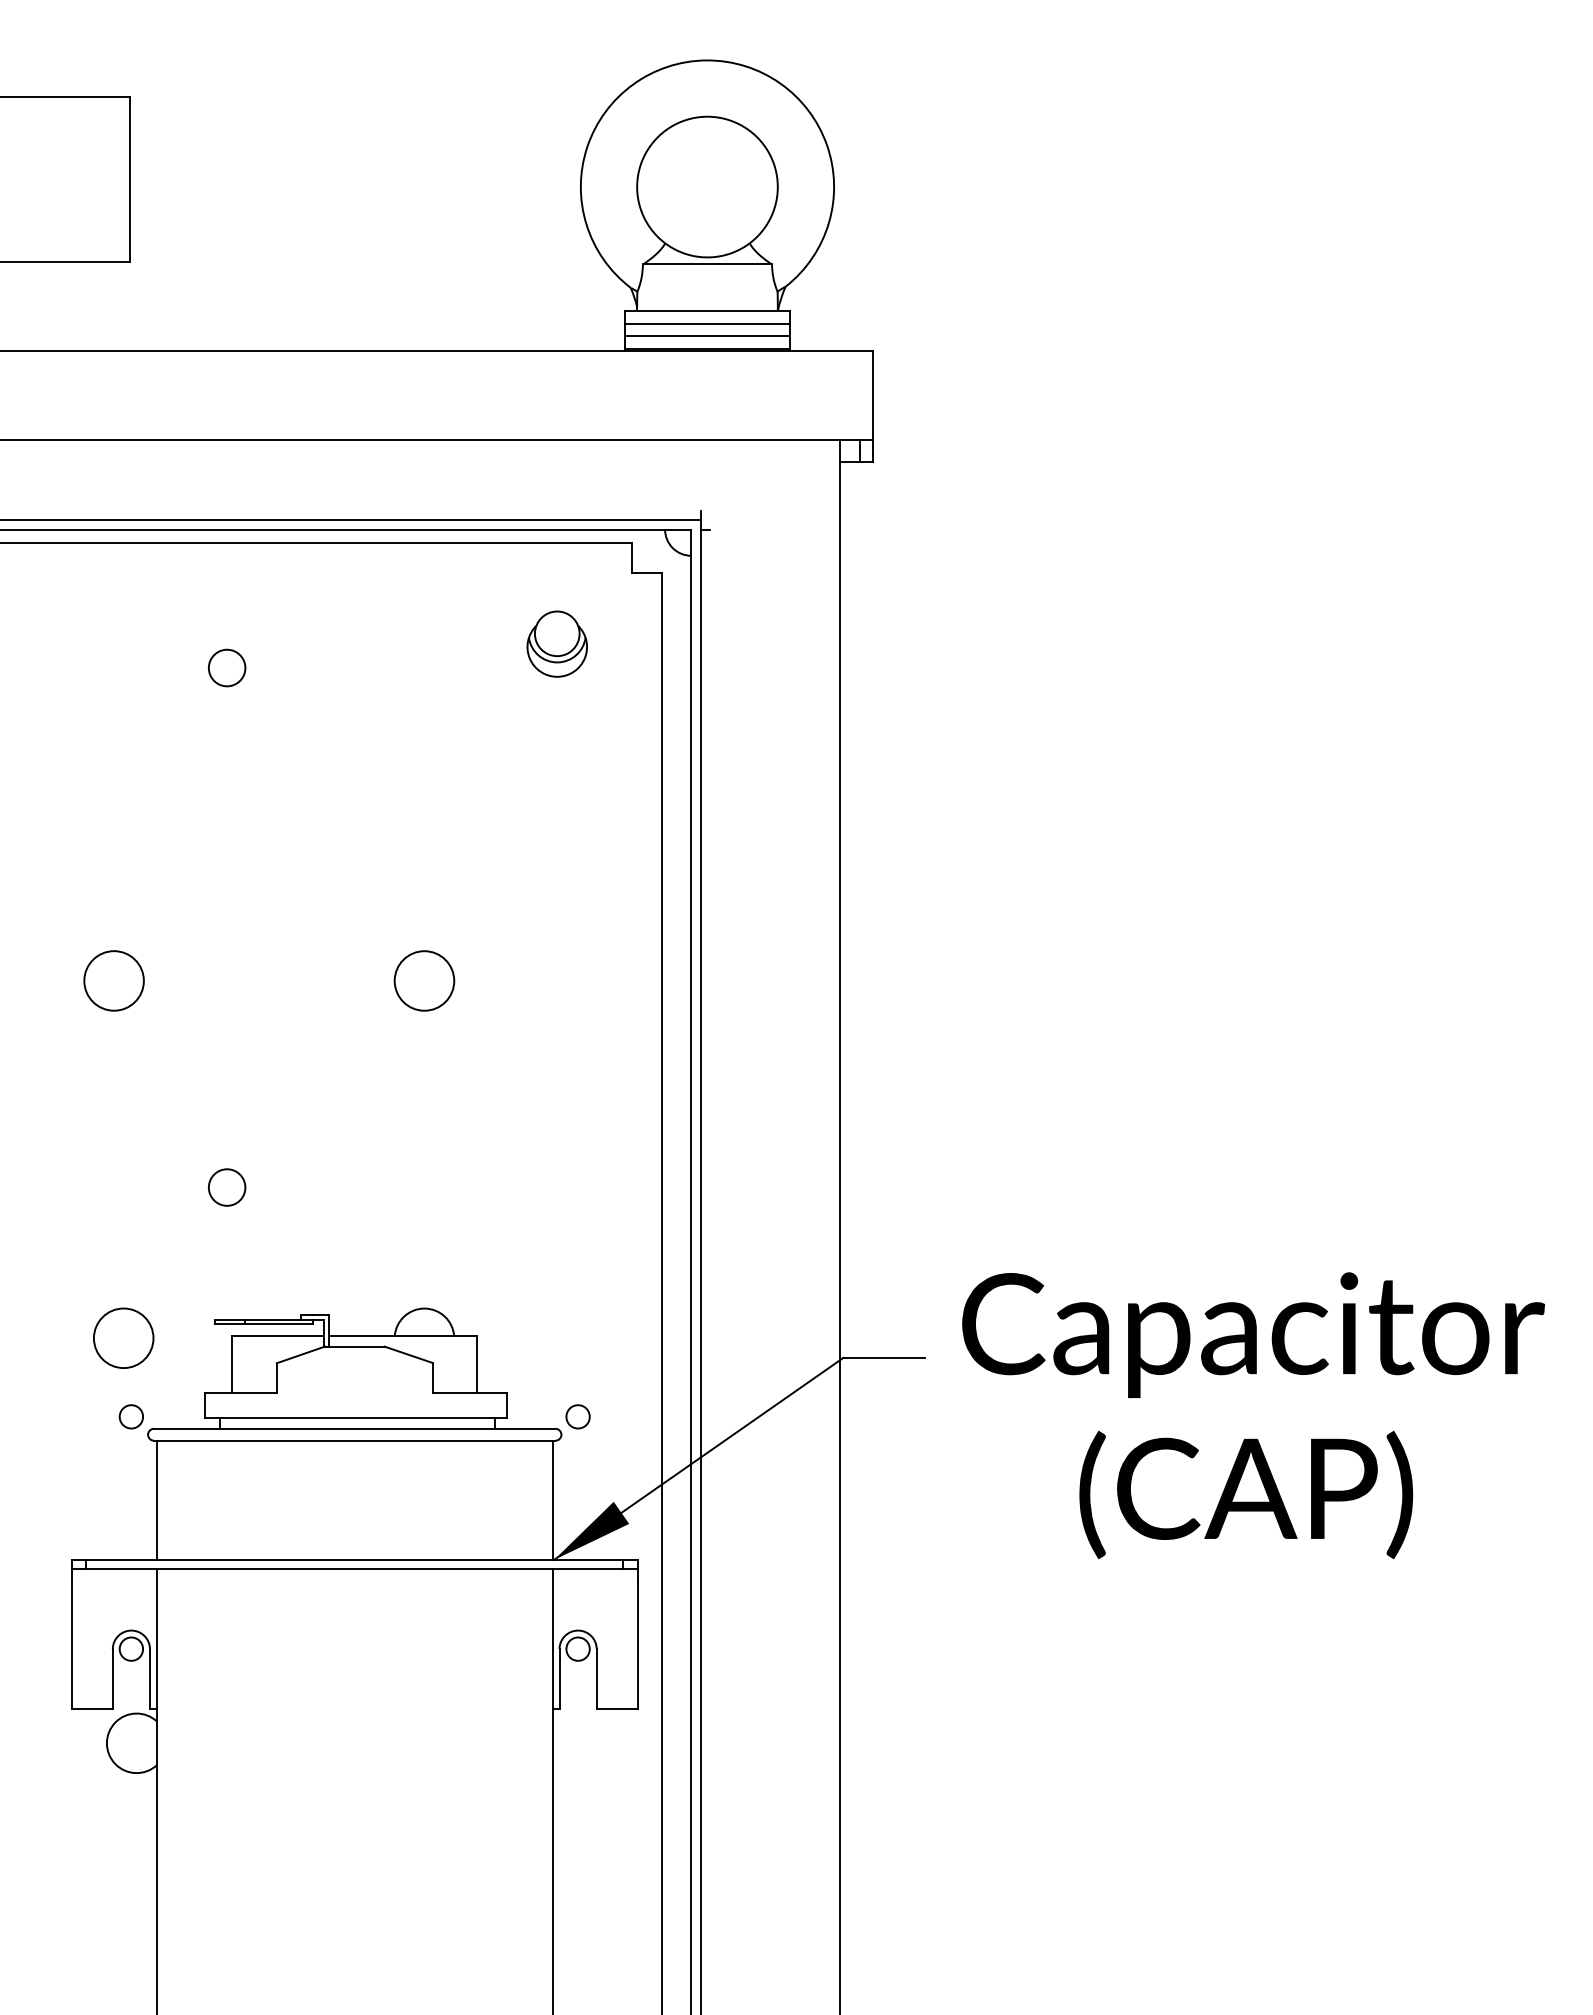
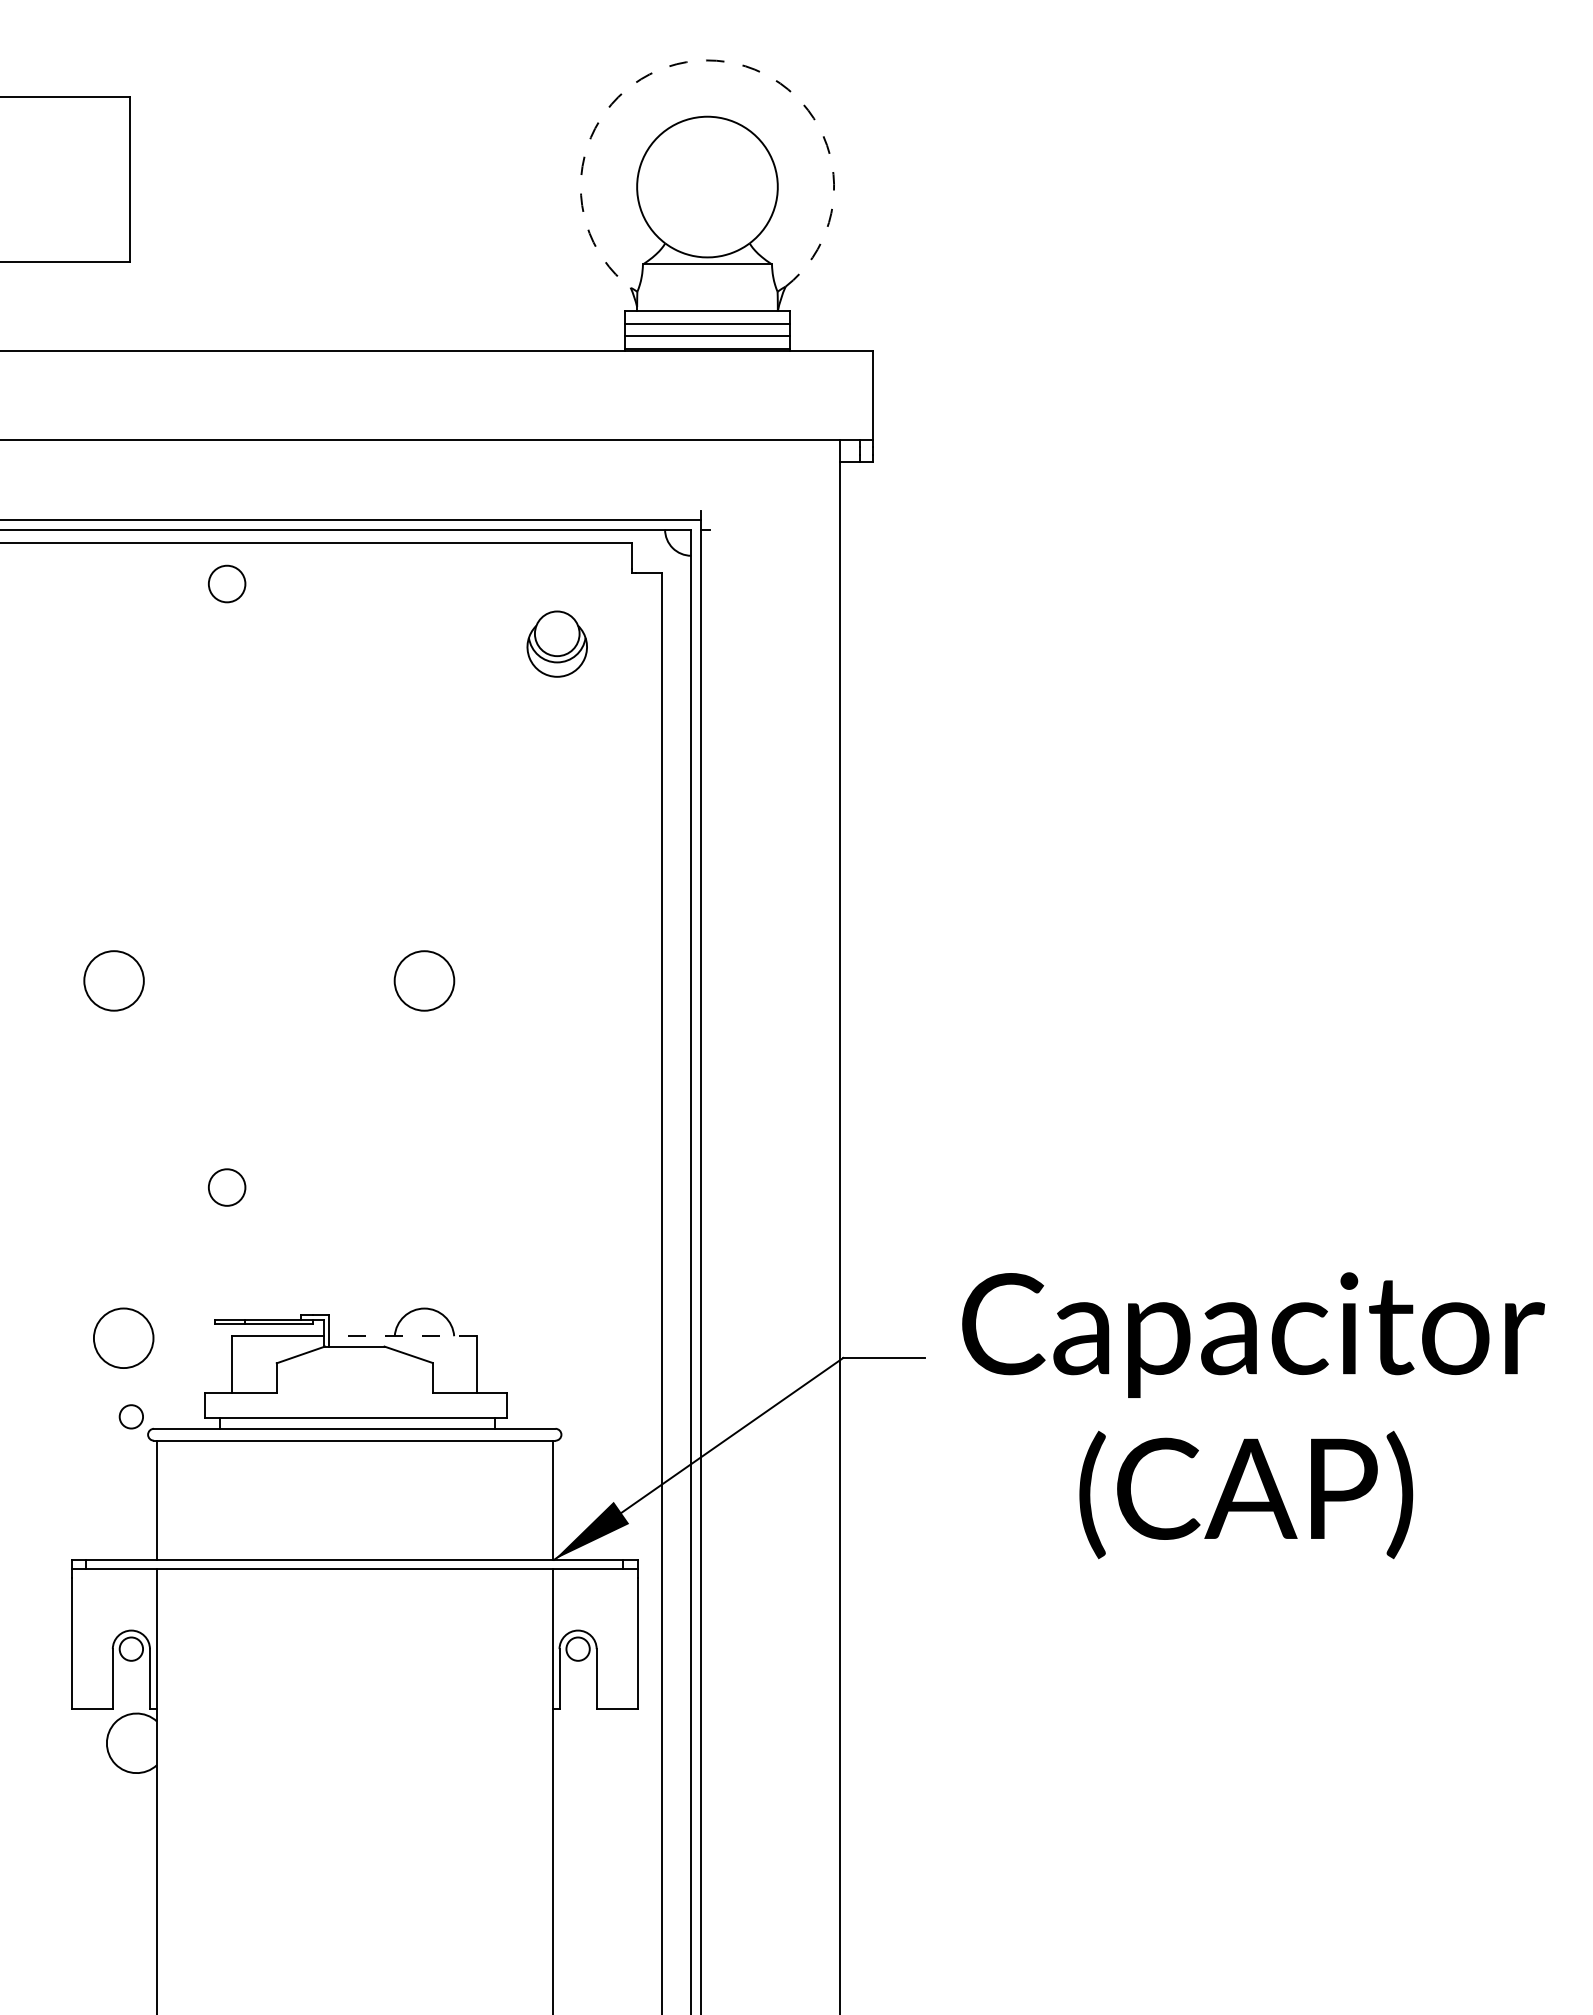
arc: solid -> dashed (706, 60)
circle position: (227, 667) -> (227, 583) (227, 583)
line: solid -> dashed (402, 1336)
circle: present -> none (577, 1416)
